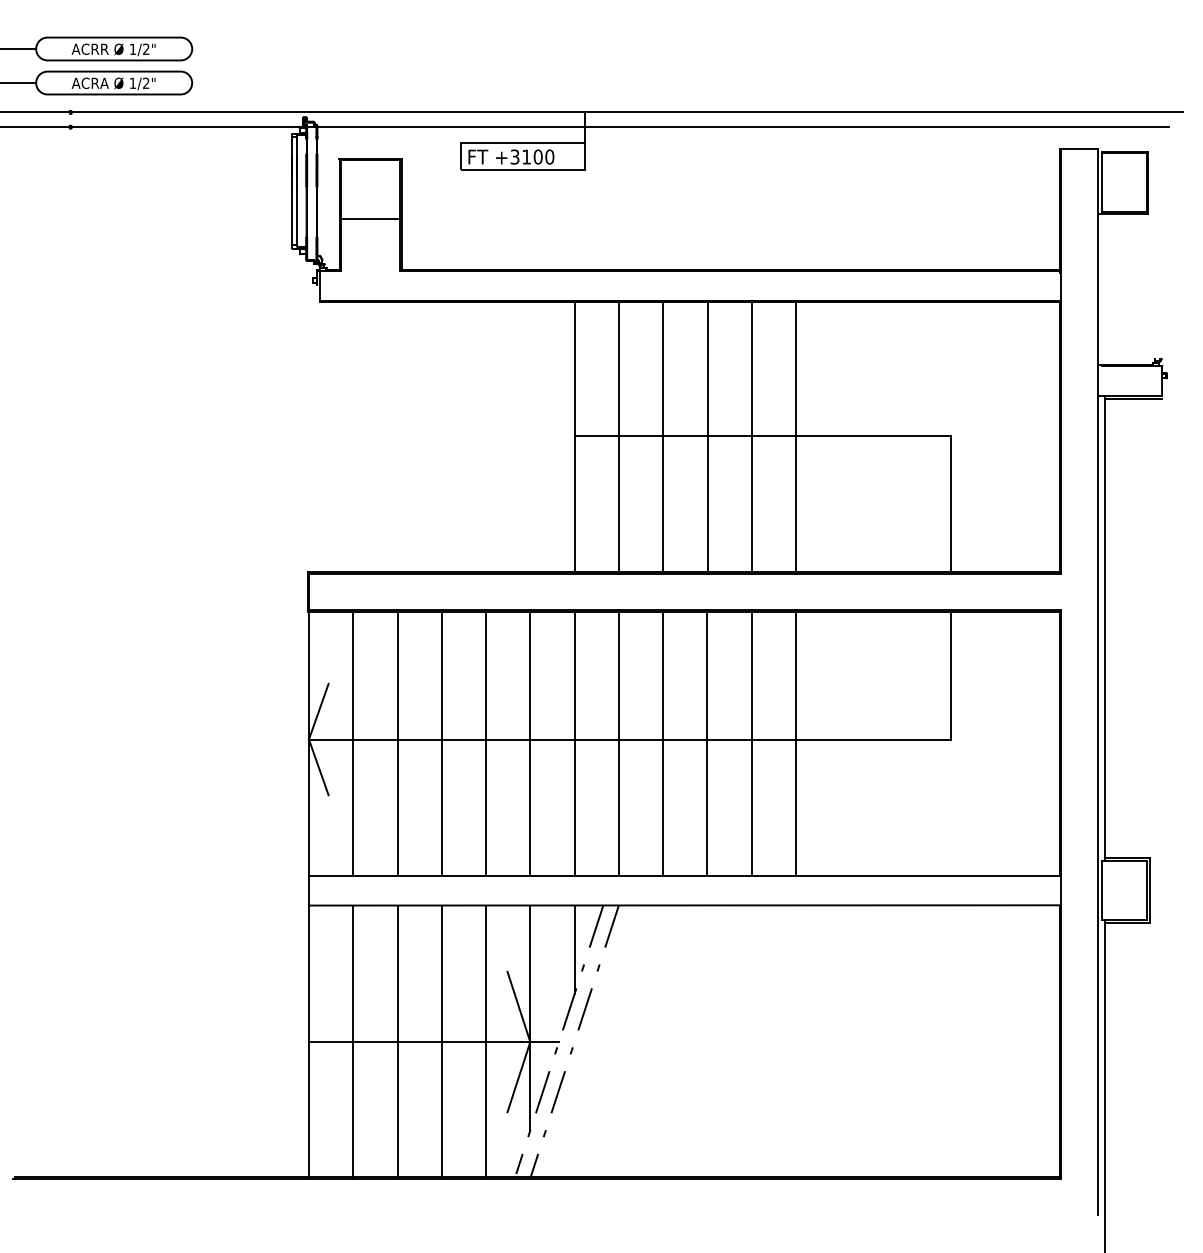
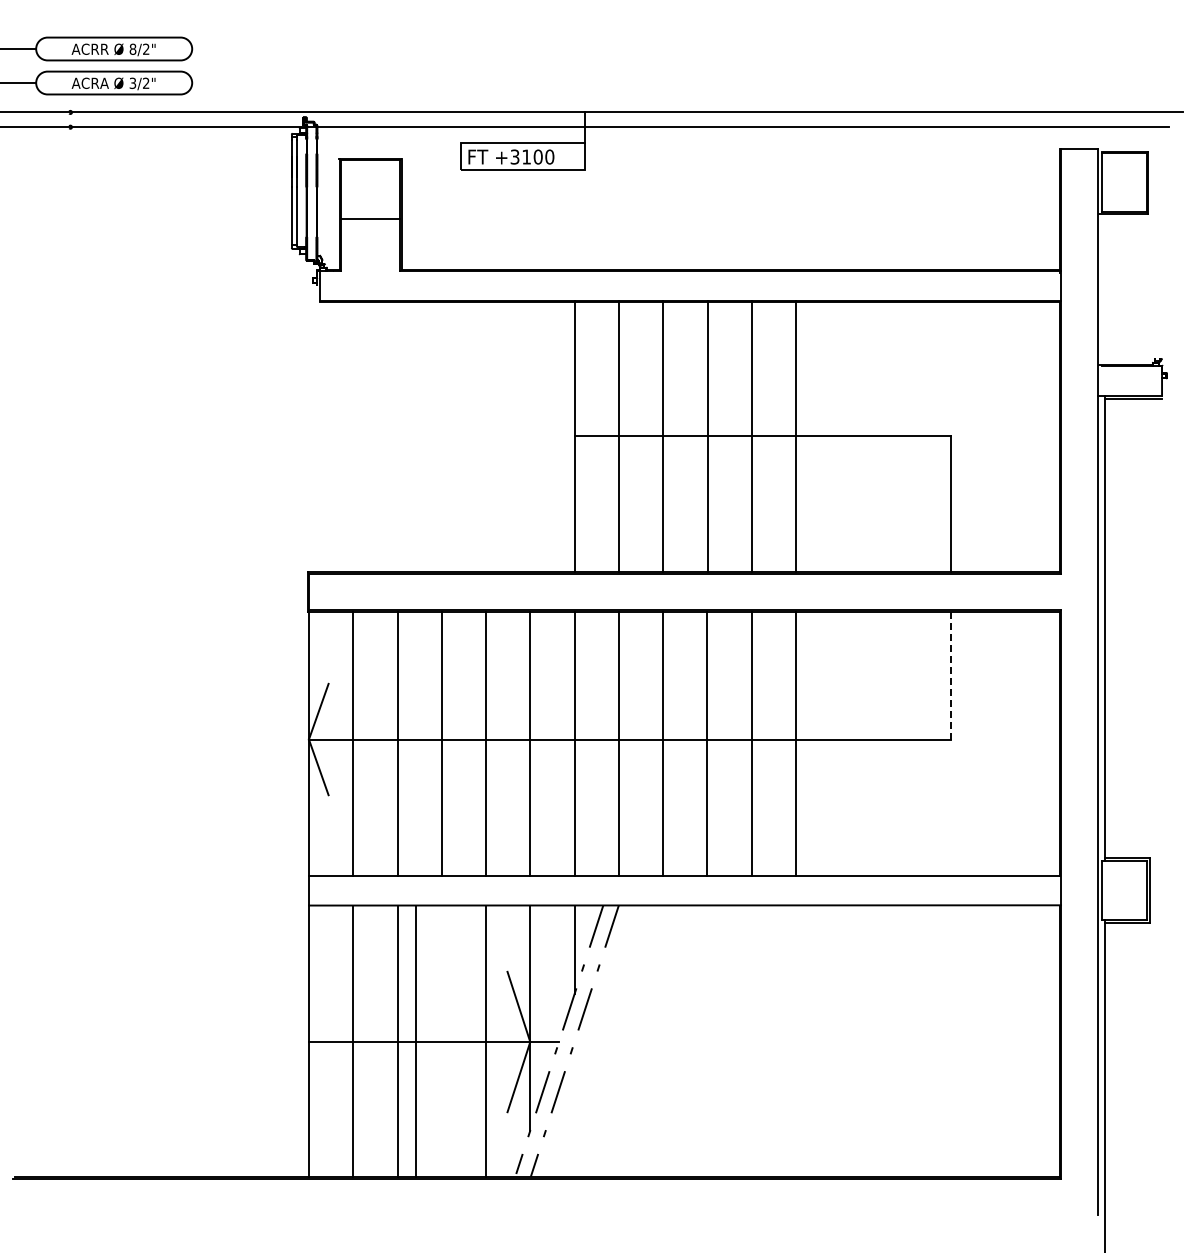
text: 1/2" -> 8/2" (132, 48)
text: 1/2" -> 3/2" (132, 82)
line: solid -> dashed (951, 675)
line position: (441, 1041) -> (415, 1041) (415, 1041)
